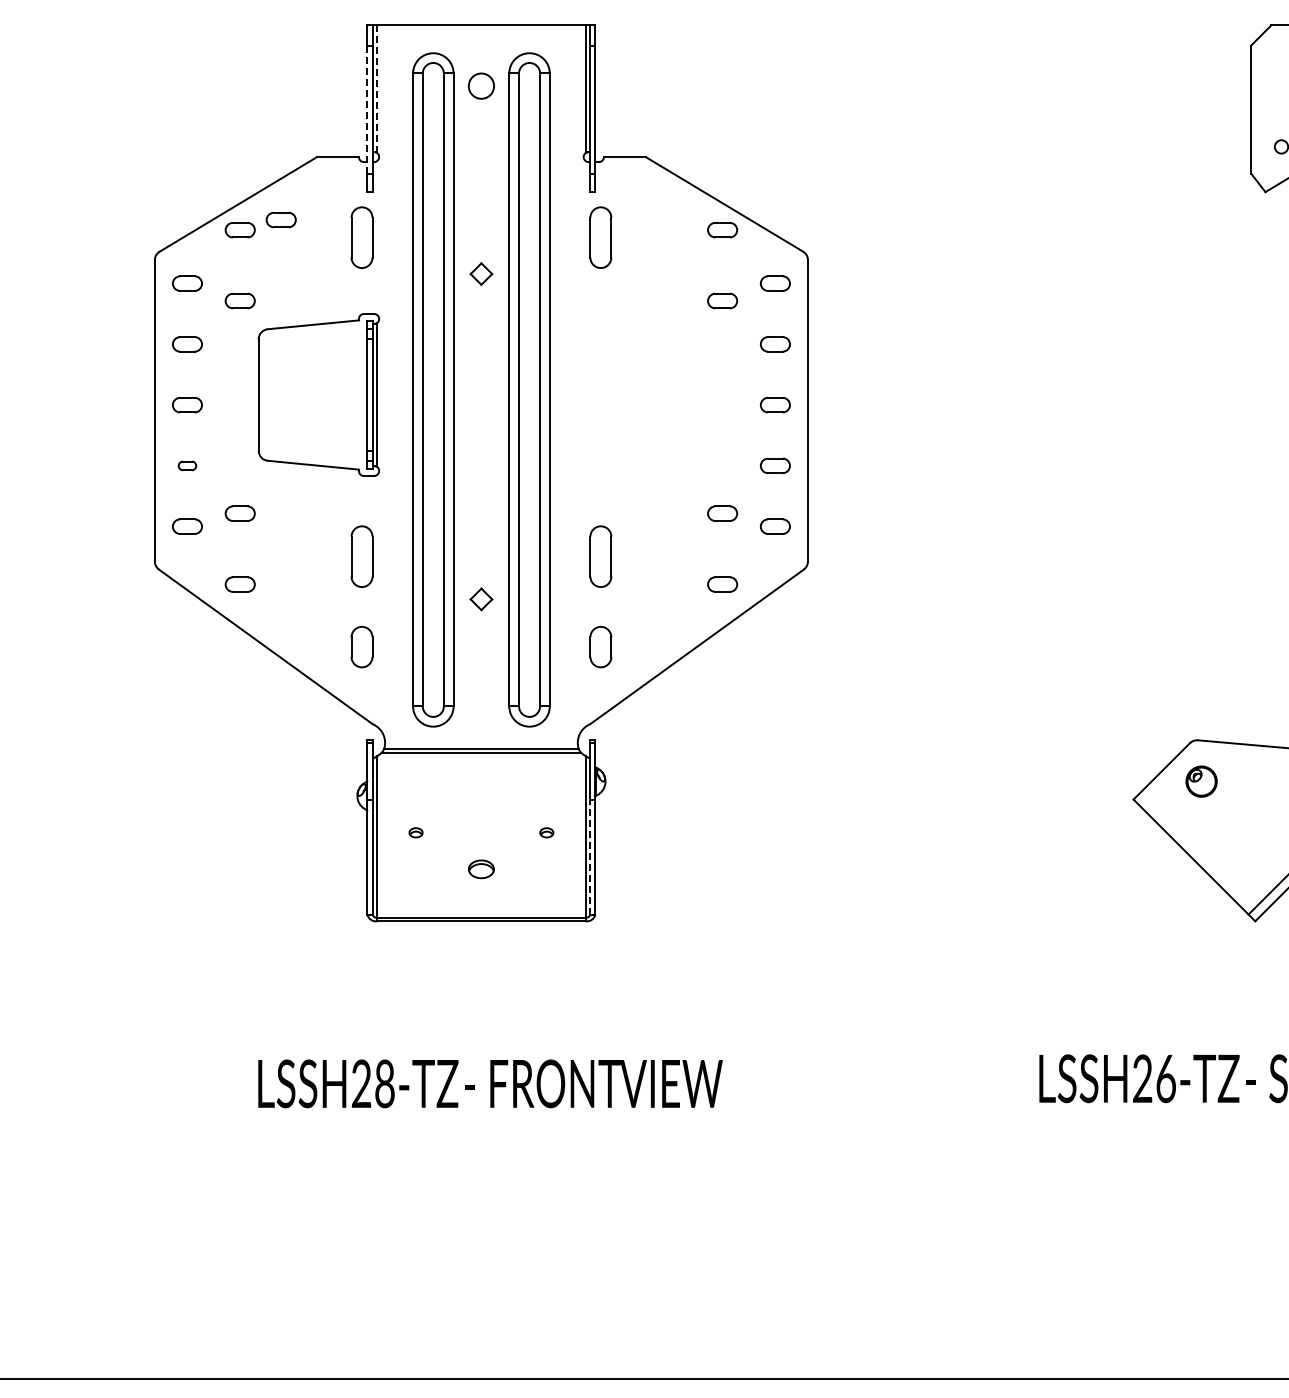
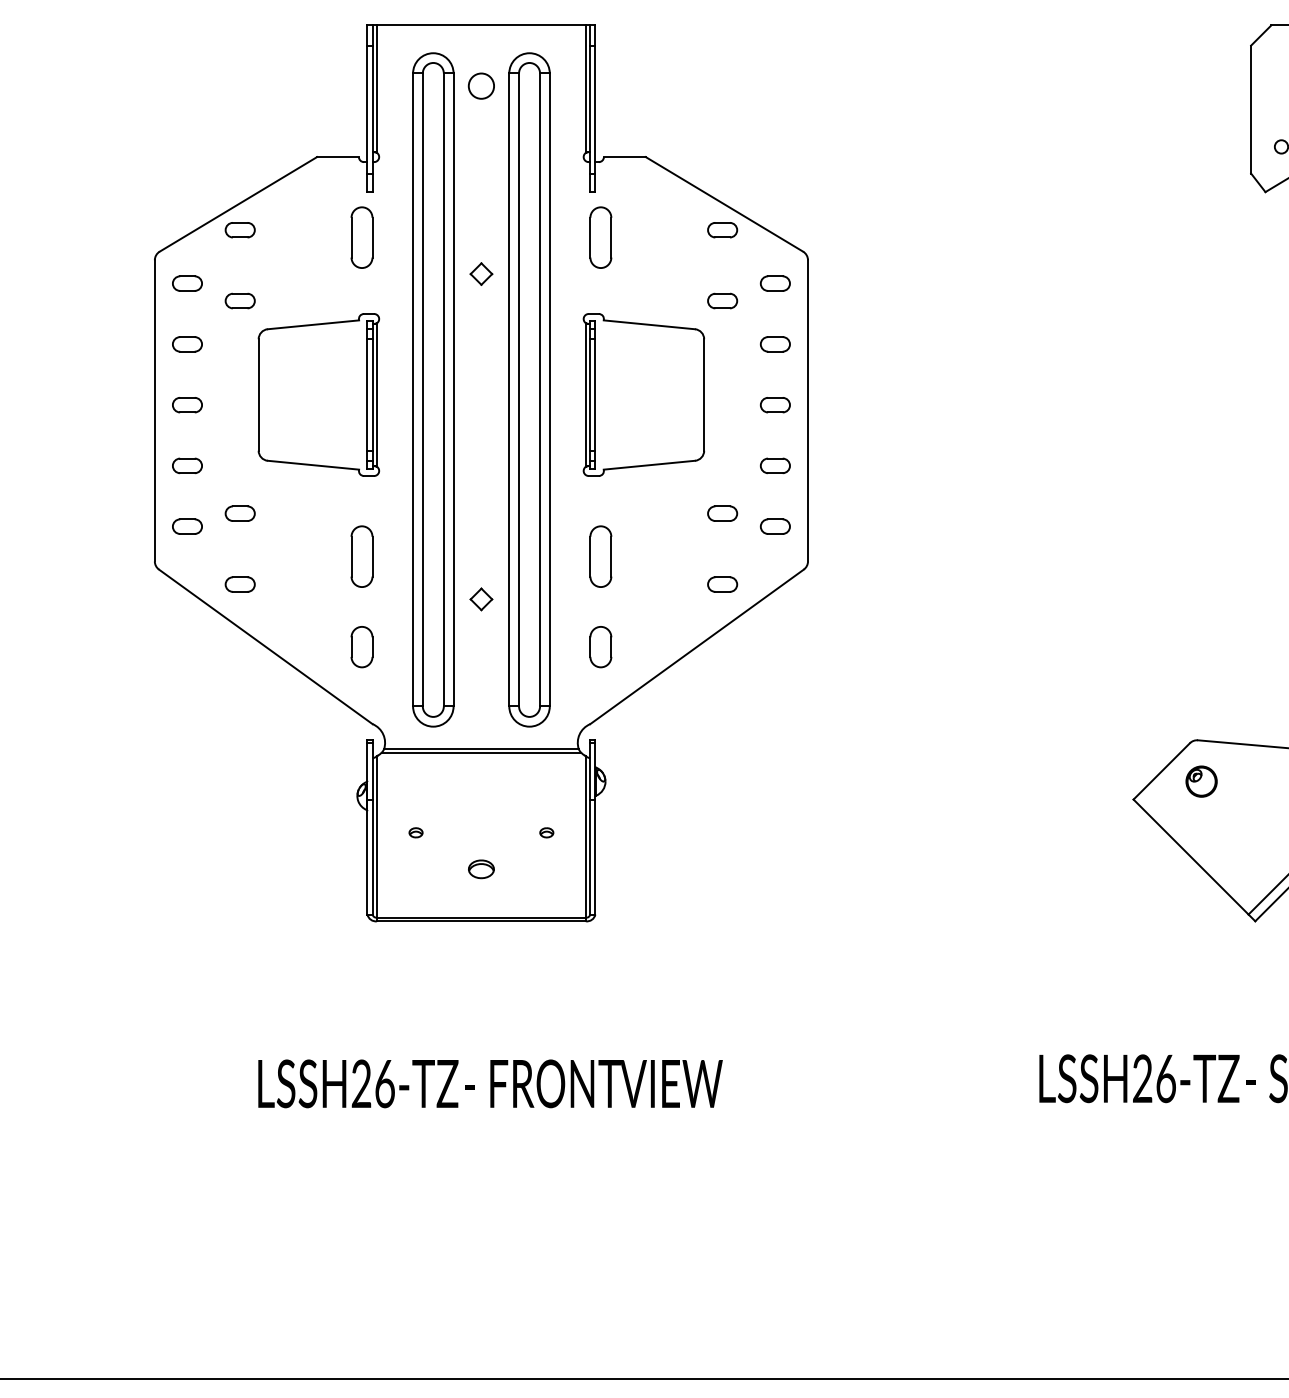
line: dashed -> solid (377, 89)
line: dashed -> solid (367, 109)
part: present -> none (280, 219)
part: none -> present (643, 394)
part size: 21x12 px -> 31x18 px (187, 465)
line: dashed -> solid (590, 856)
text: LSSH28-TZ -> LSSH26-TZ (384, 1083)
